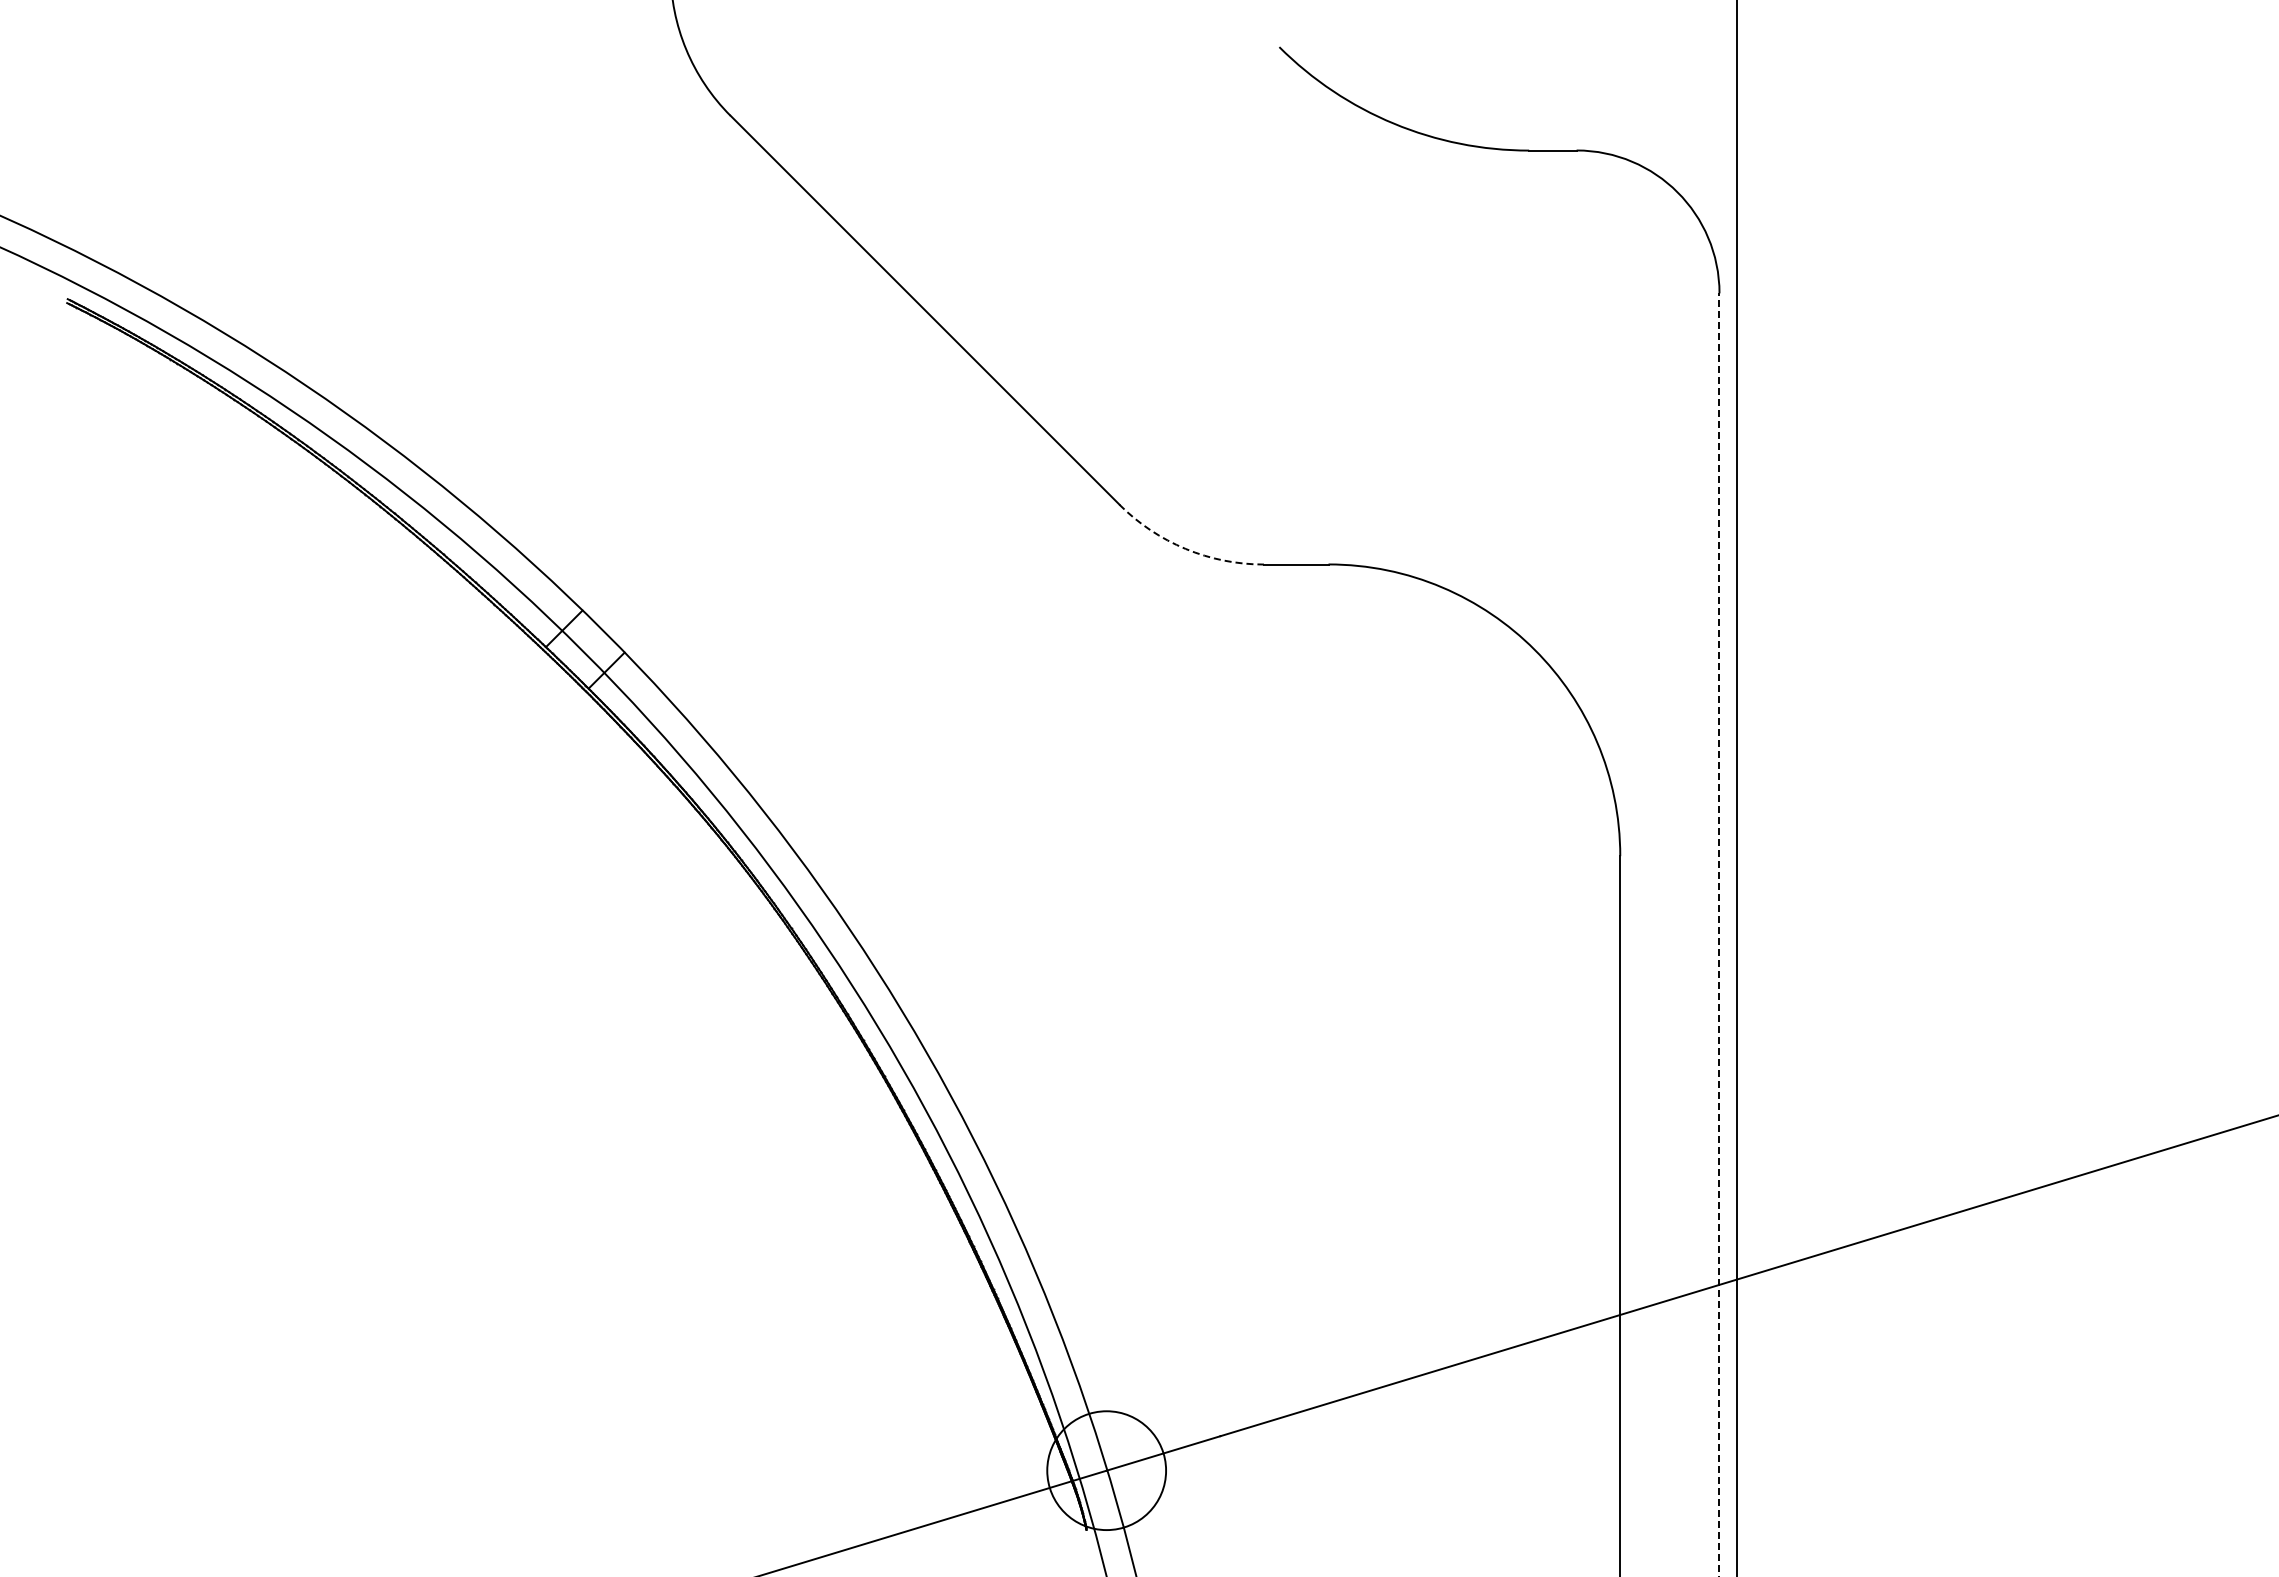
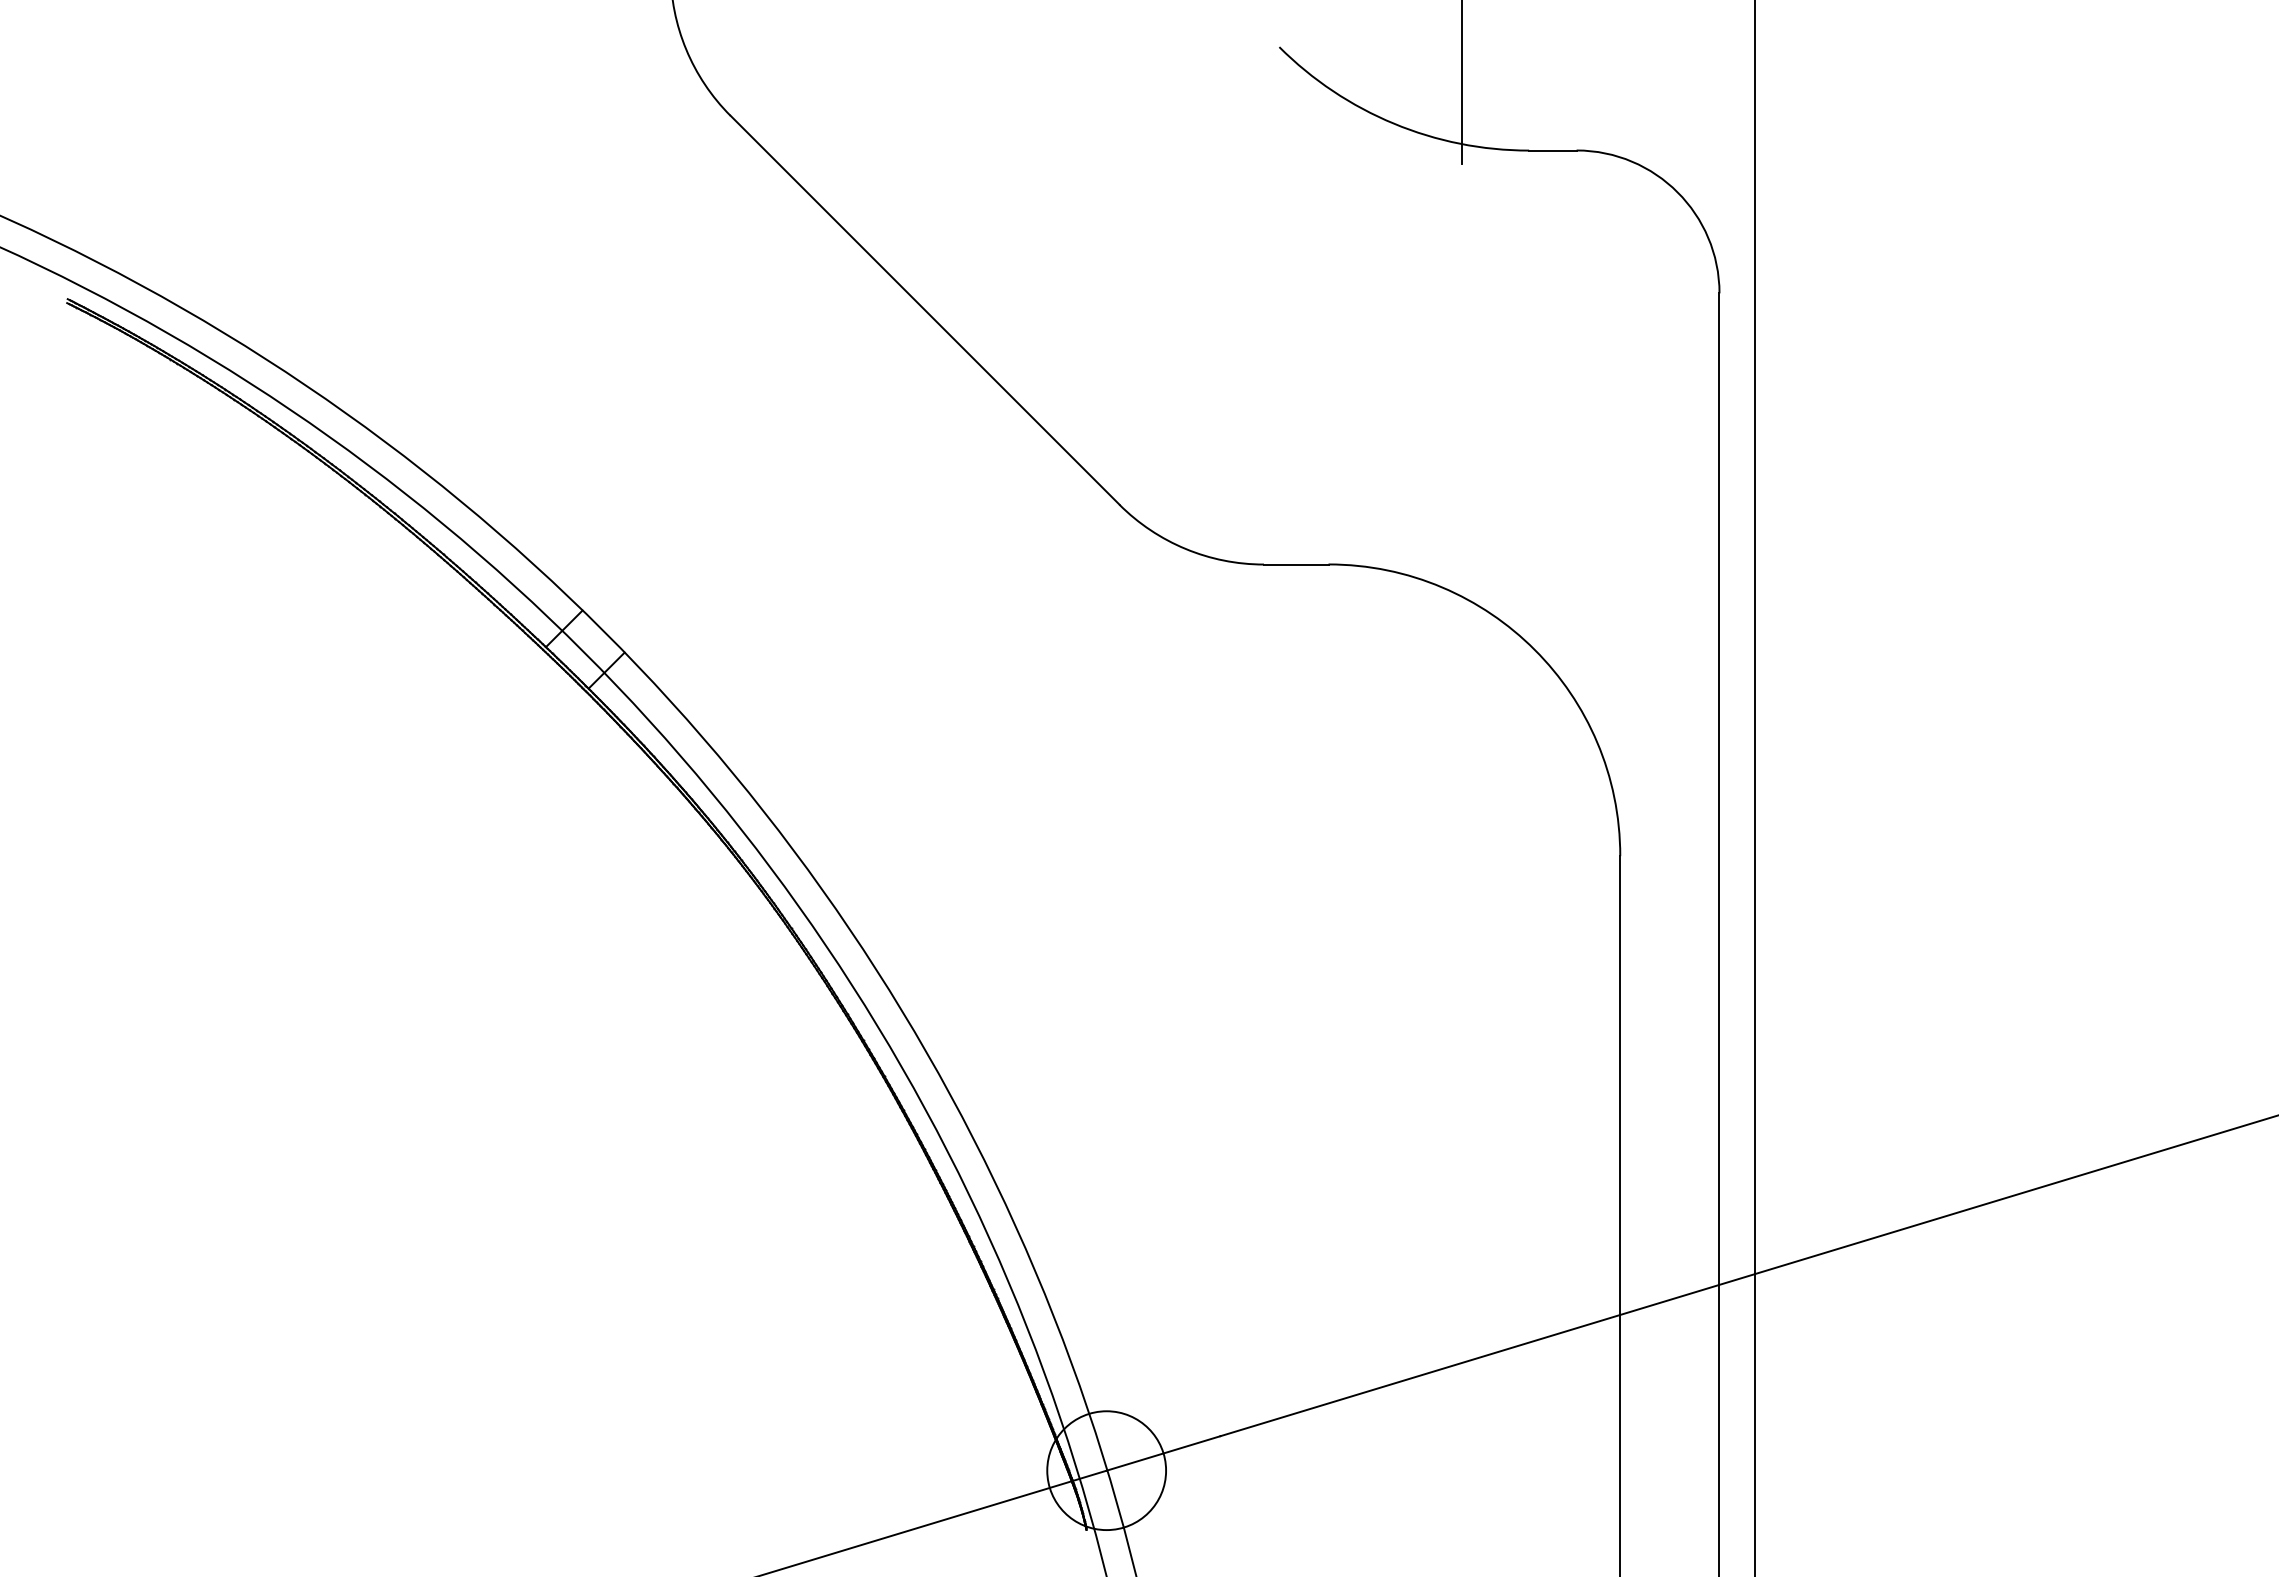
line: none -> present (1462, 83)
arc: dashed -> solid (1185, 548)
line position: (1737, 787) -> (1755, 787) (1755, 787)
line: dashed -> solid (1719, 934)
